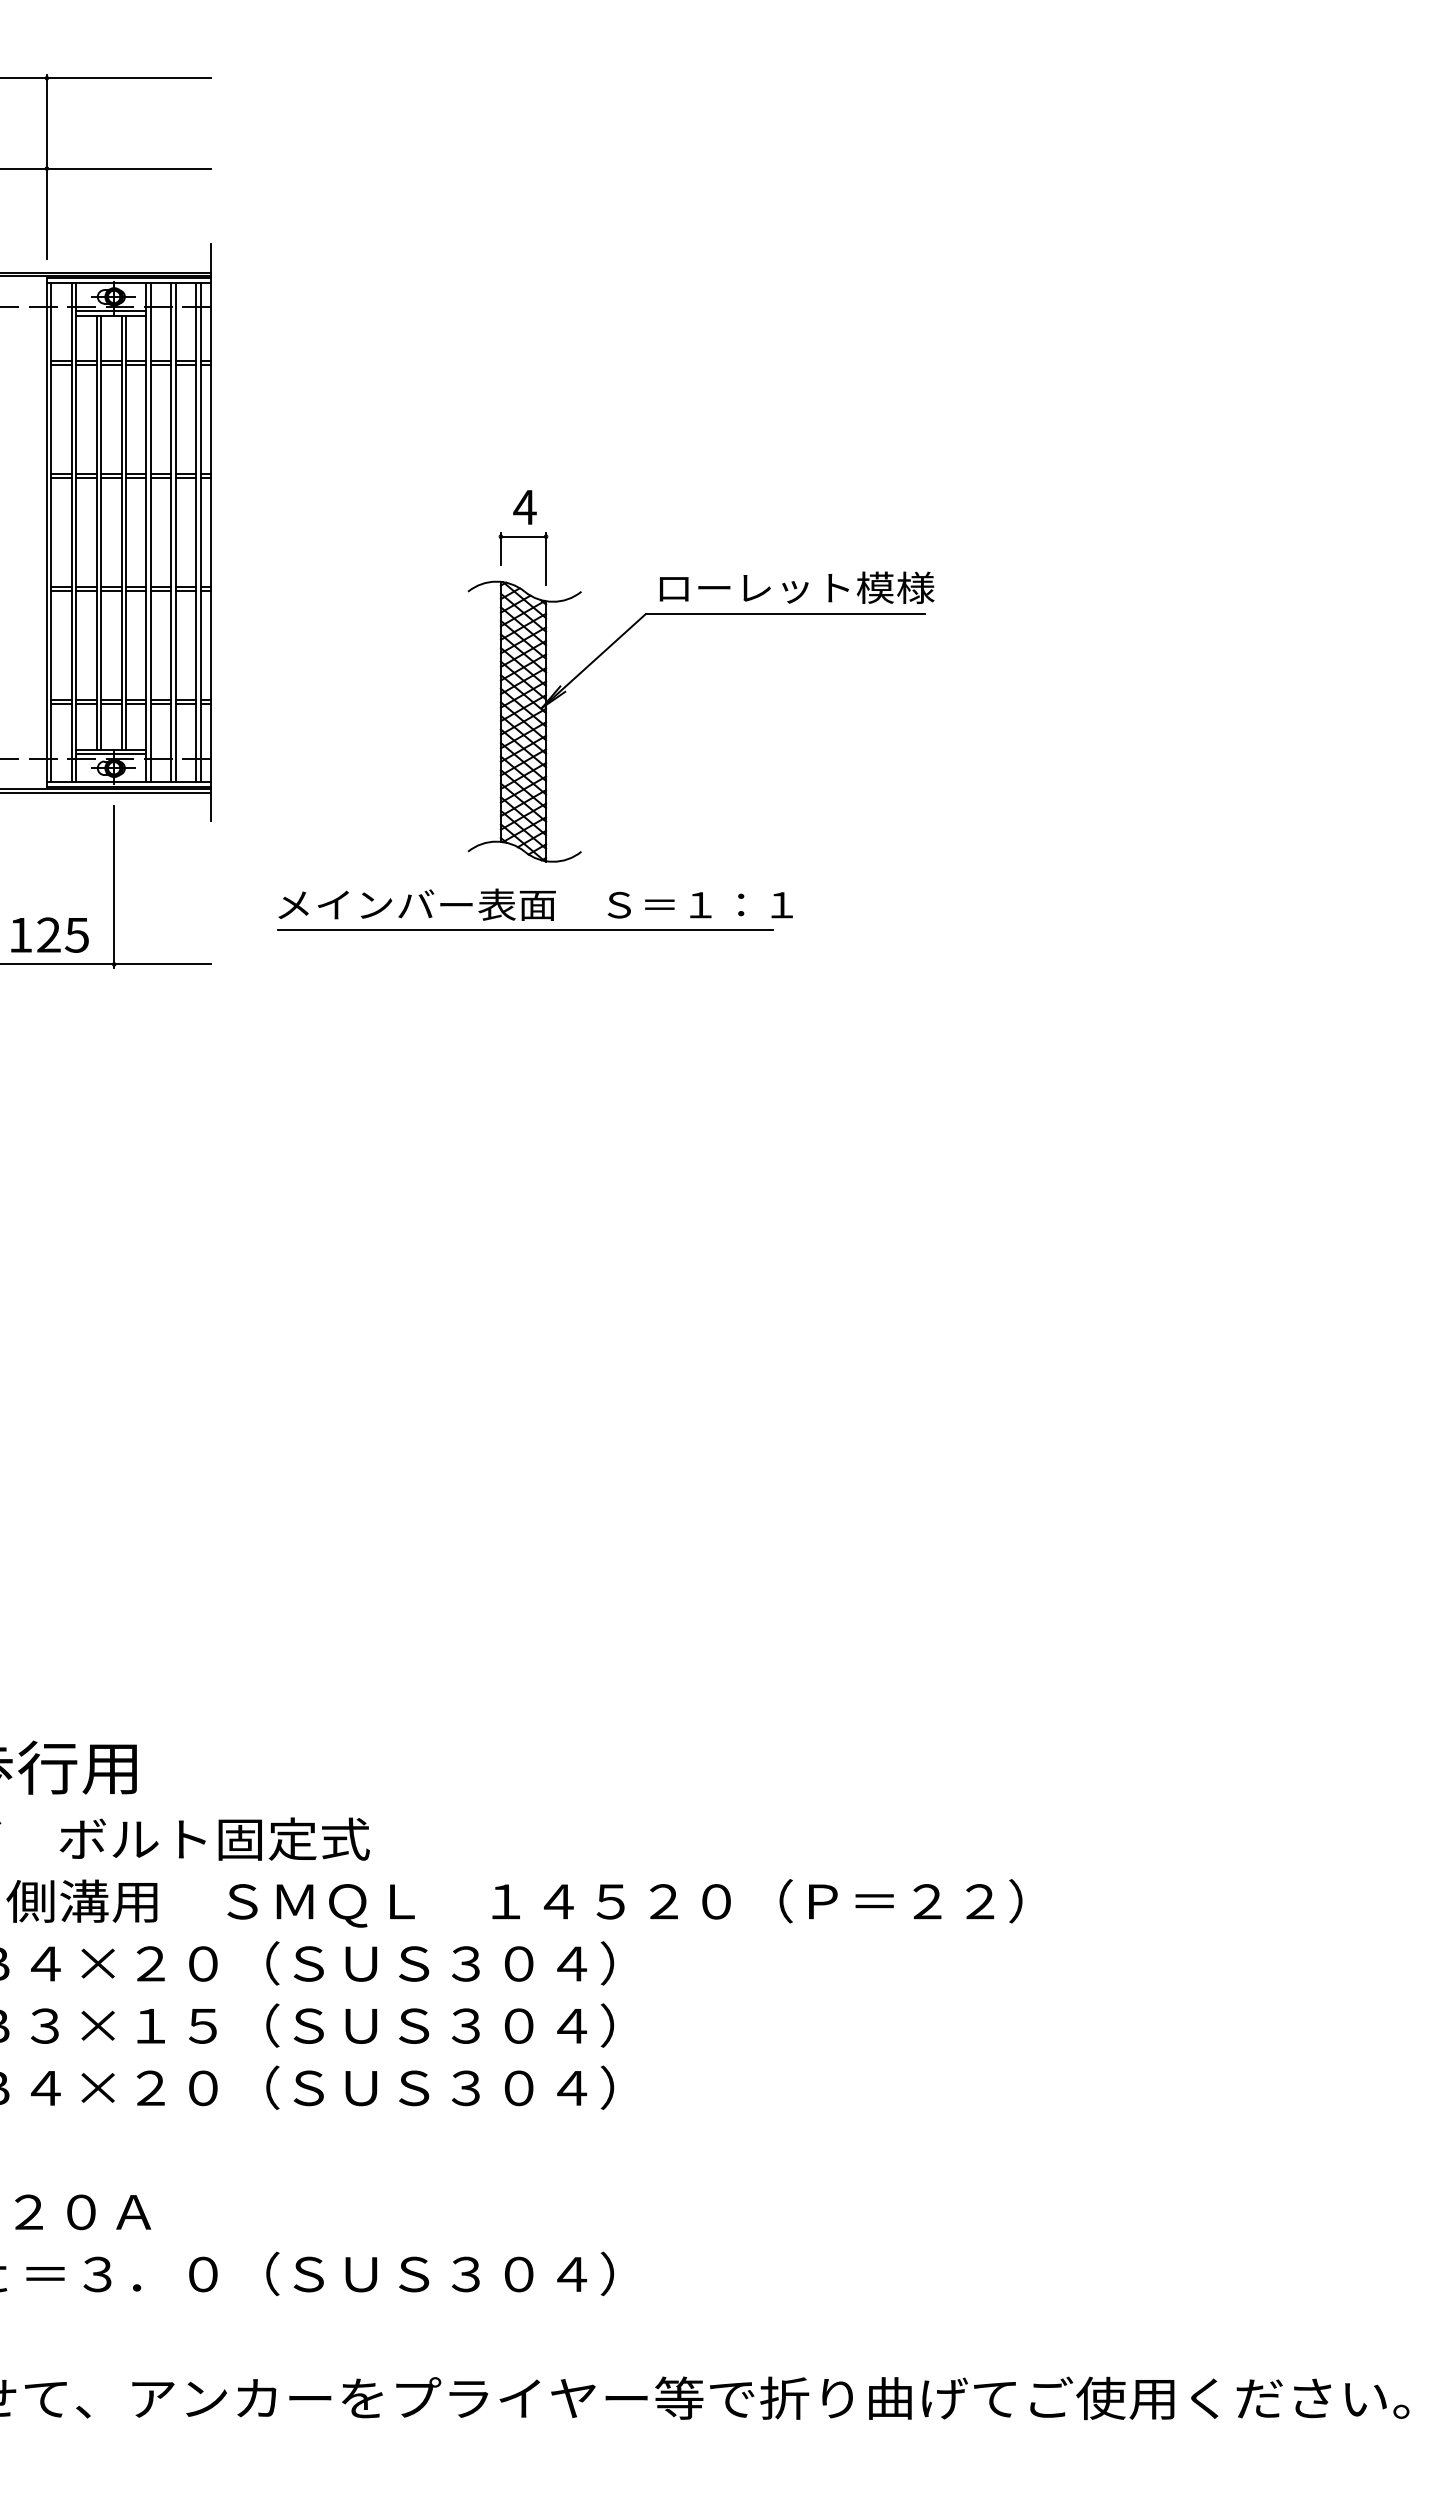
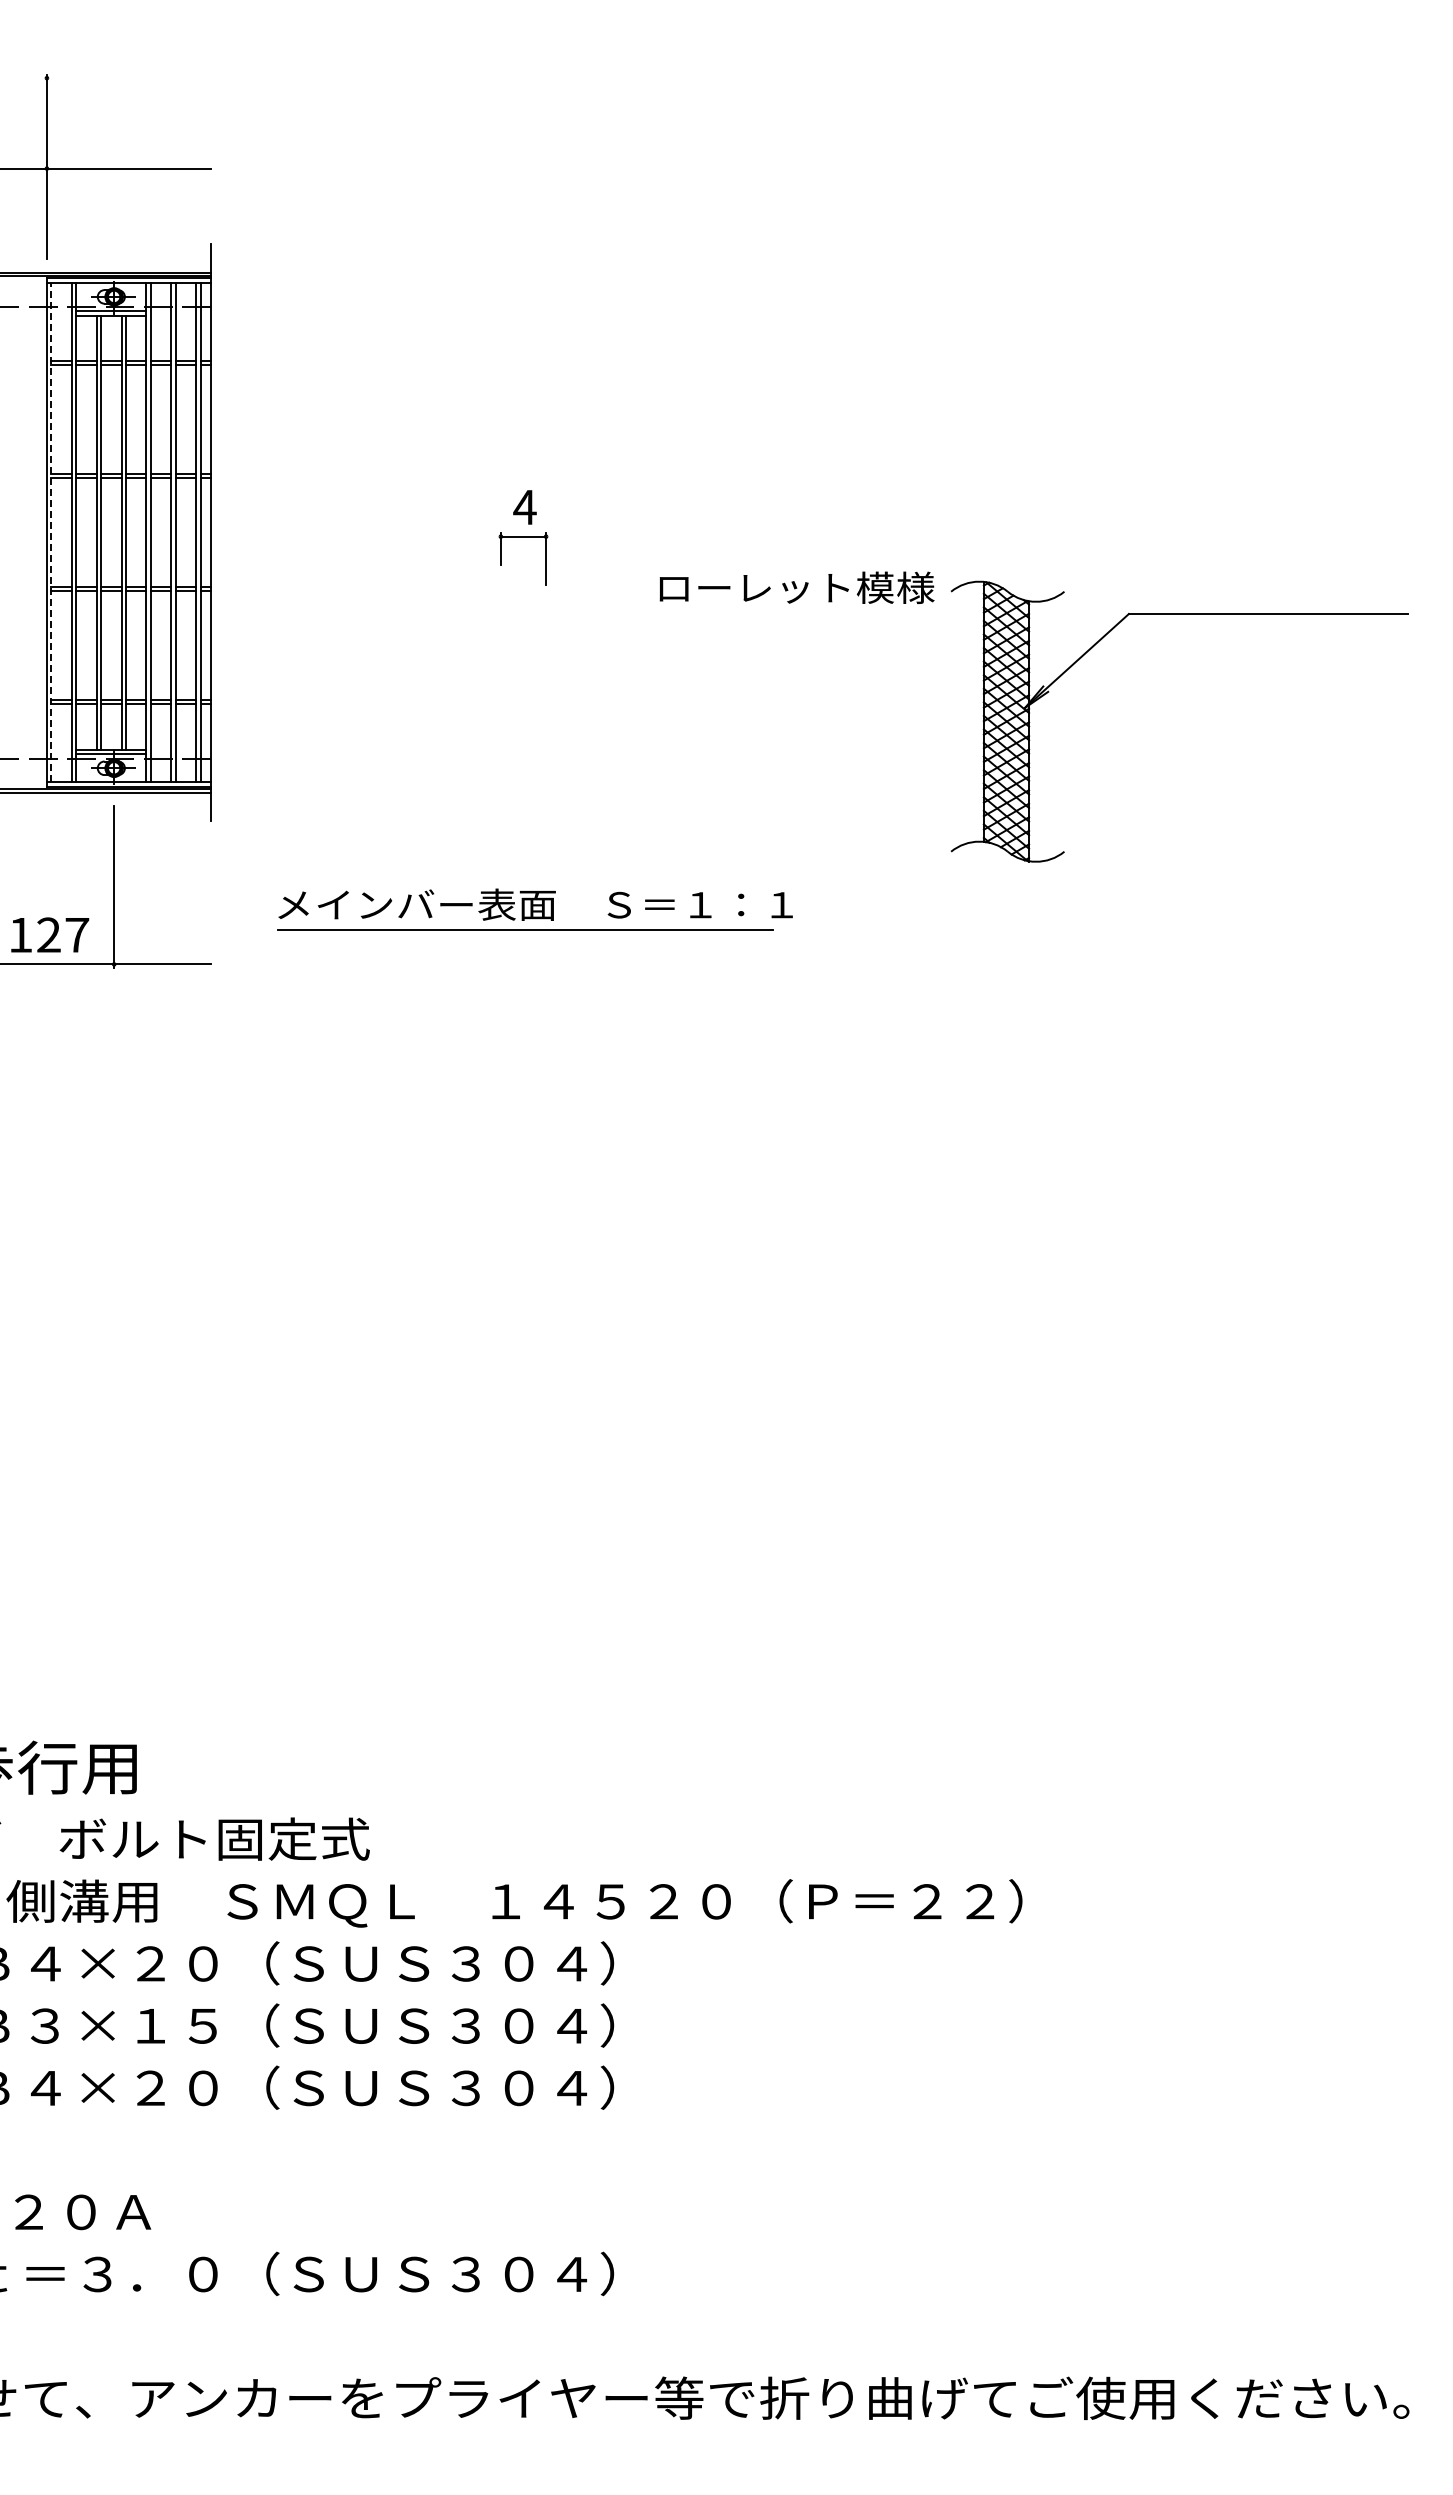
line: present -> none (106, 78)
line: solid -> dashed (51, 532)
part position: (696, 614) -> (1179, 614) (1179, 614)
text: 125 -> 127 (77, 935)
